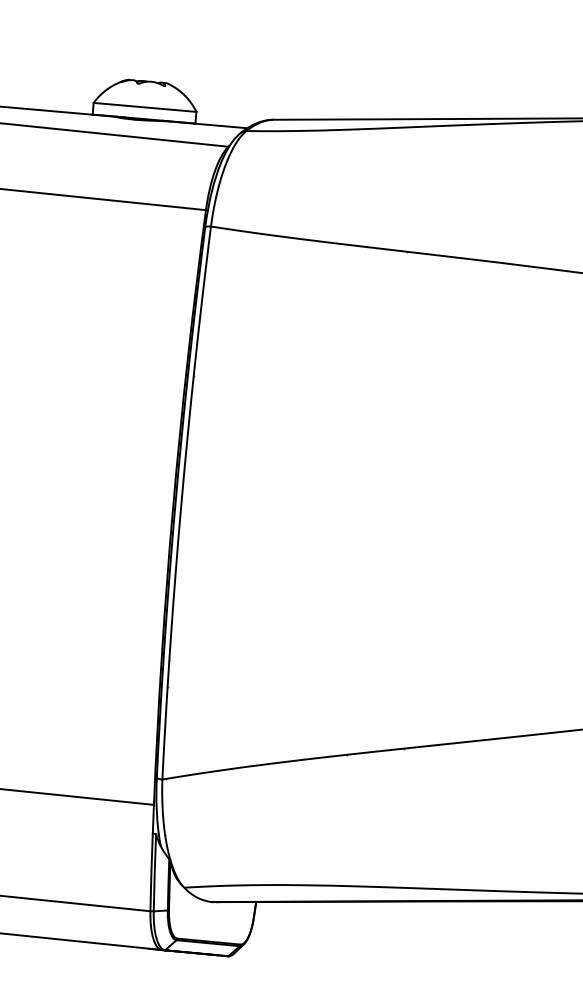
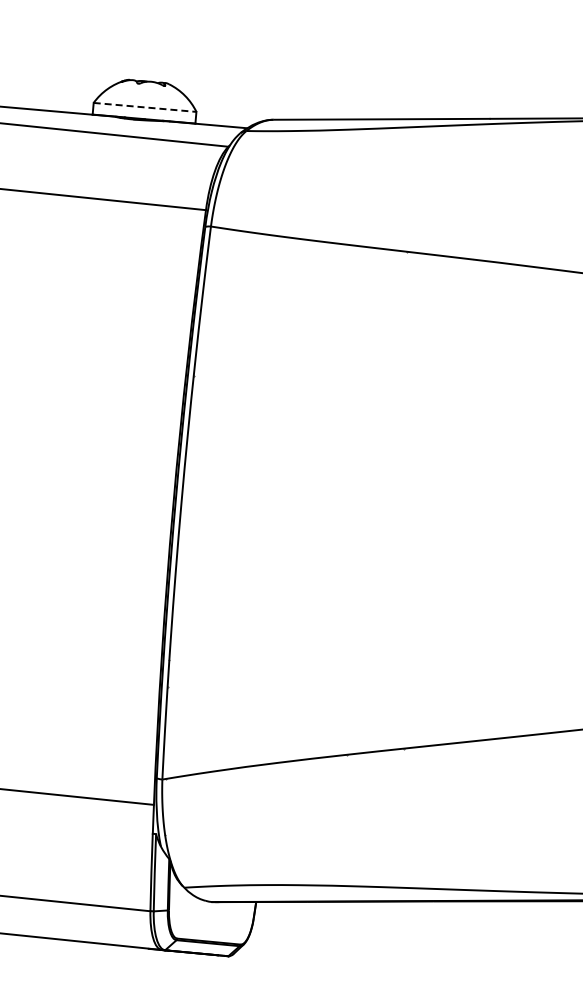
line: solid -> dashed (145, 107)
